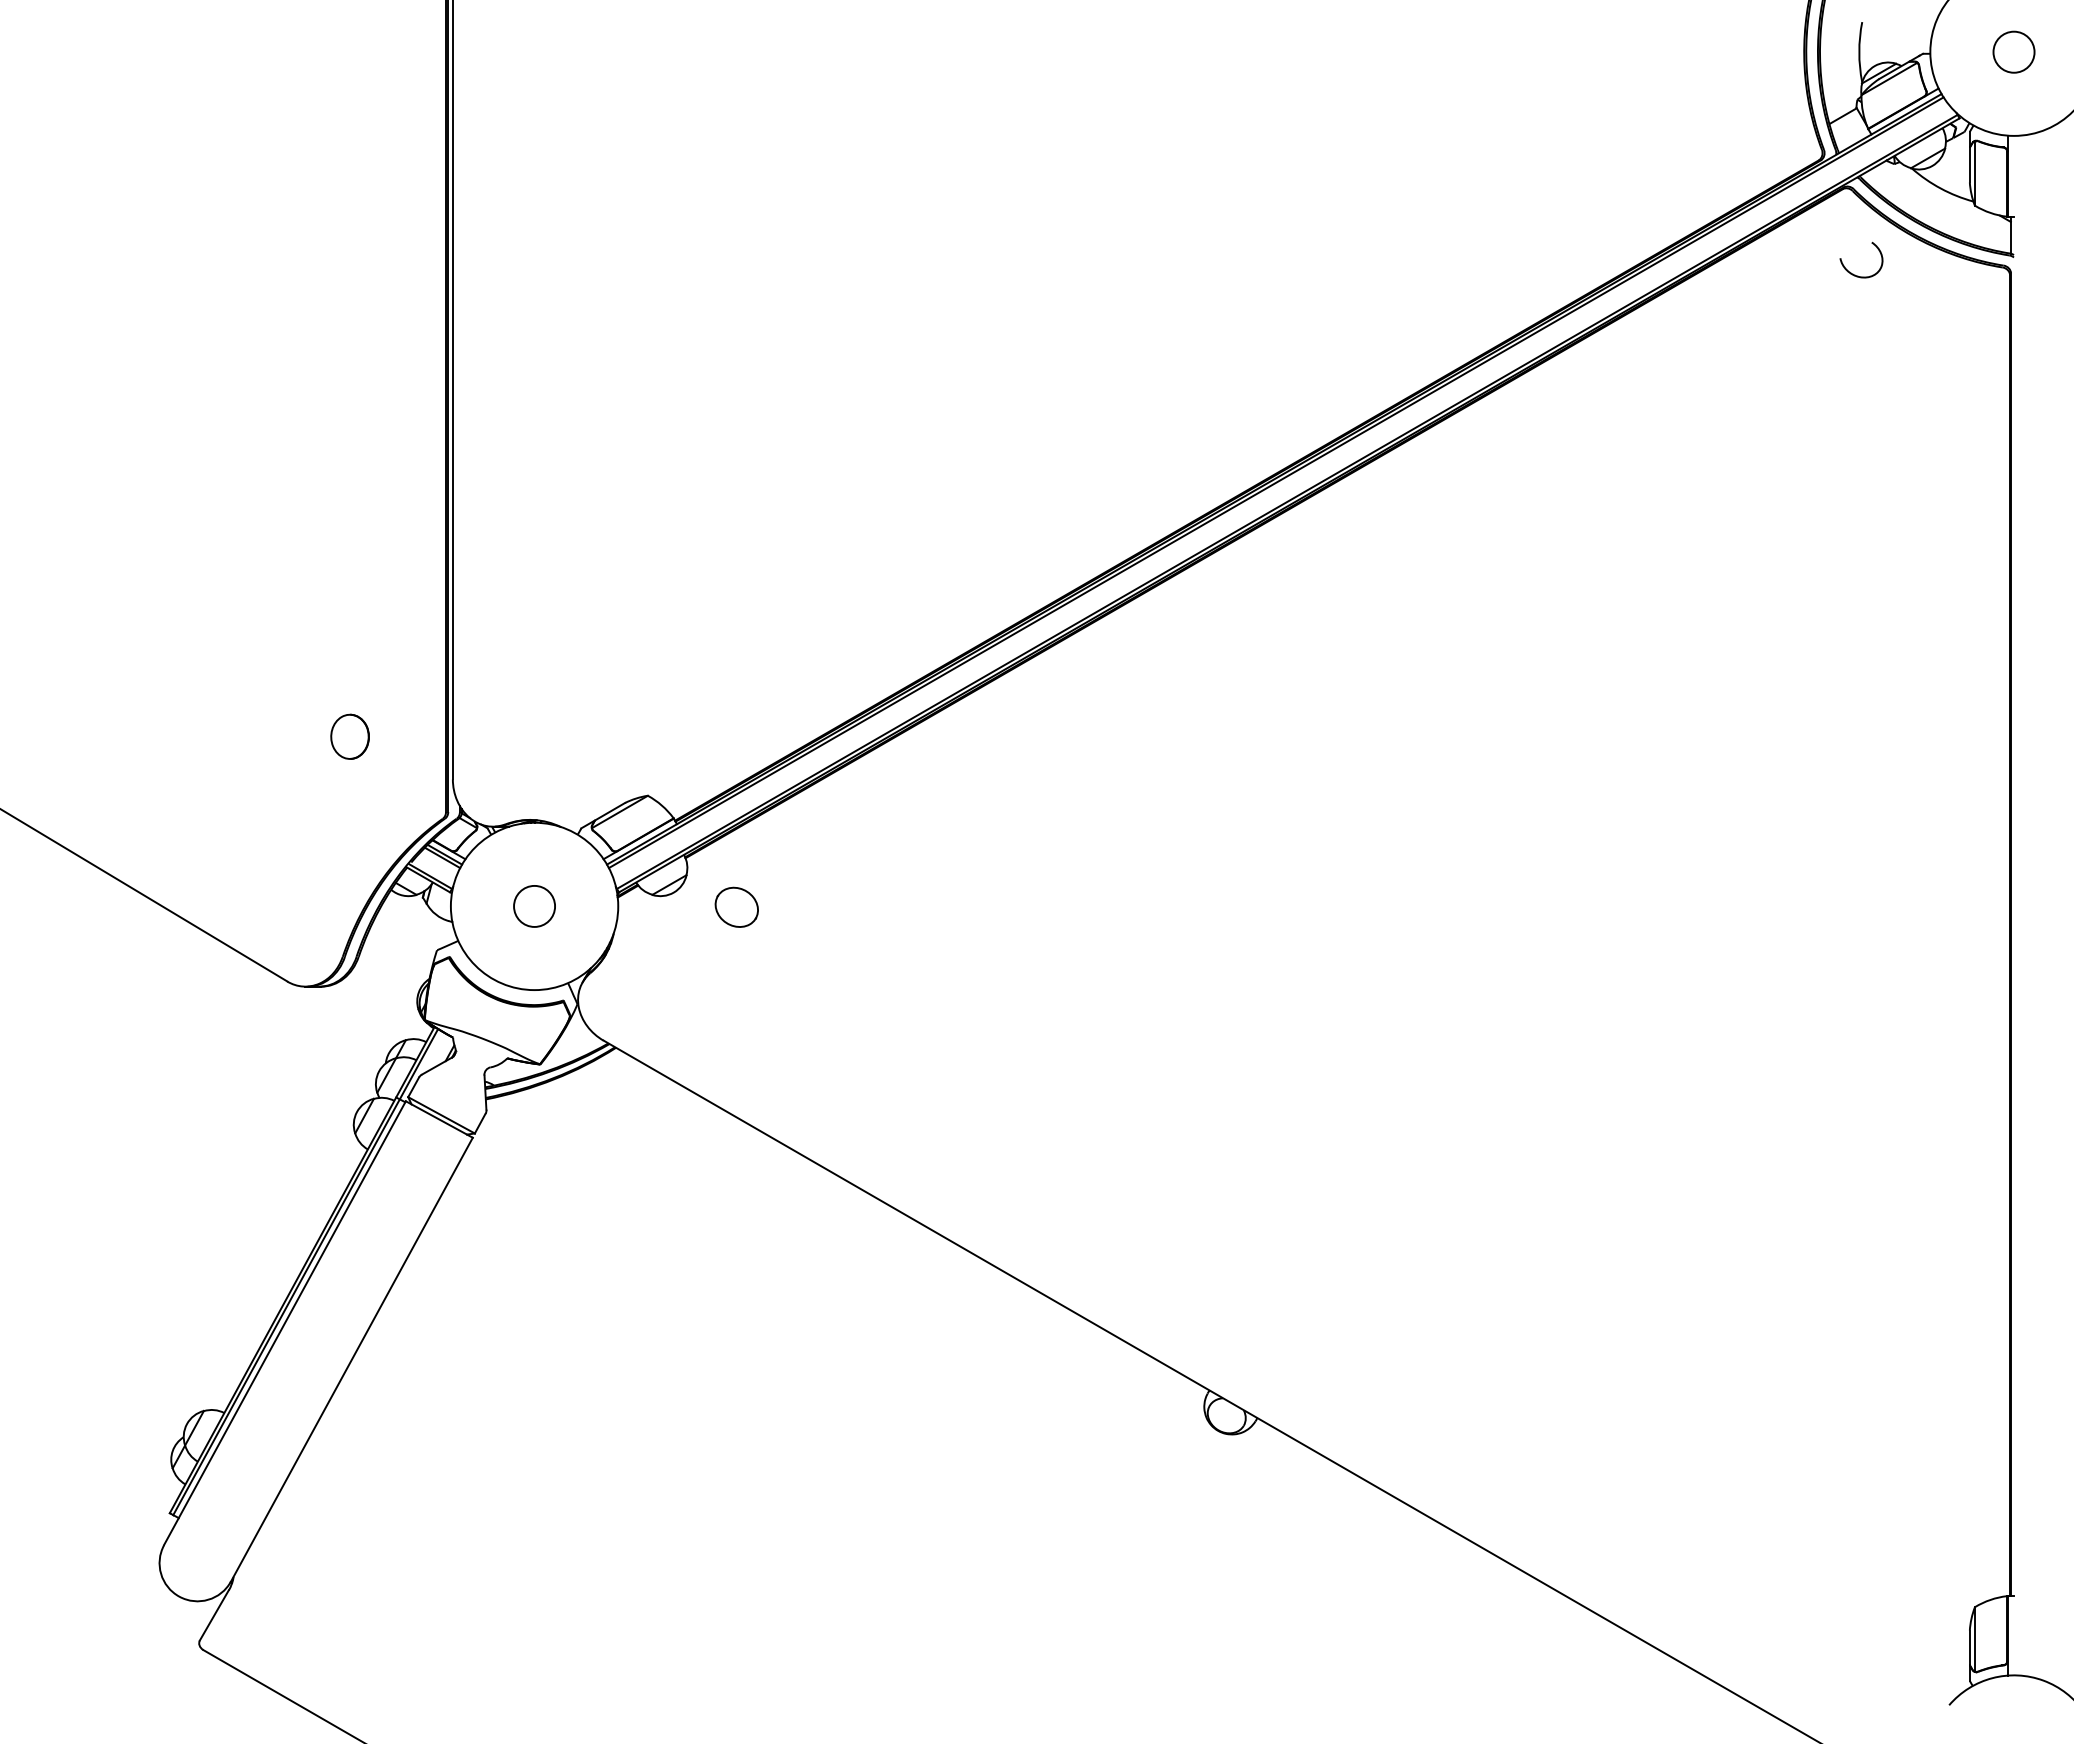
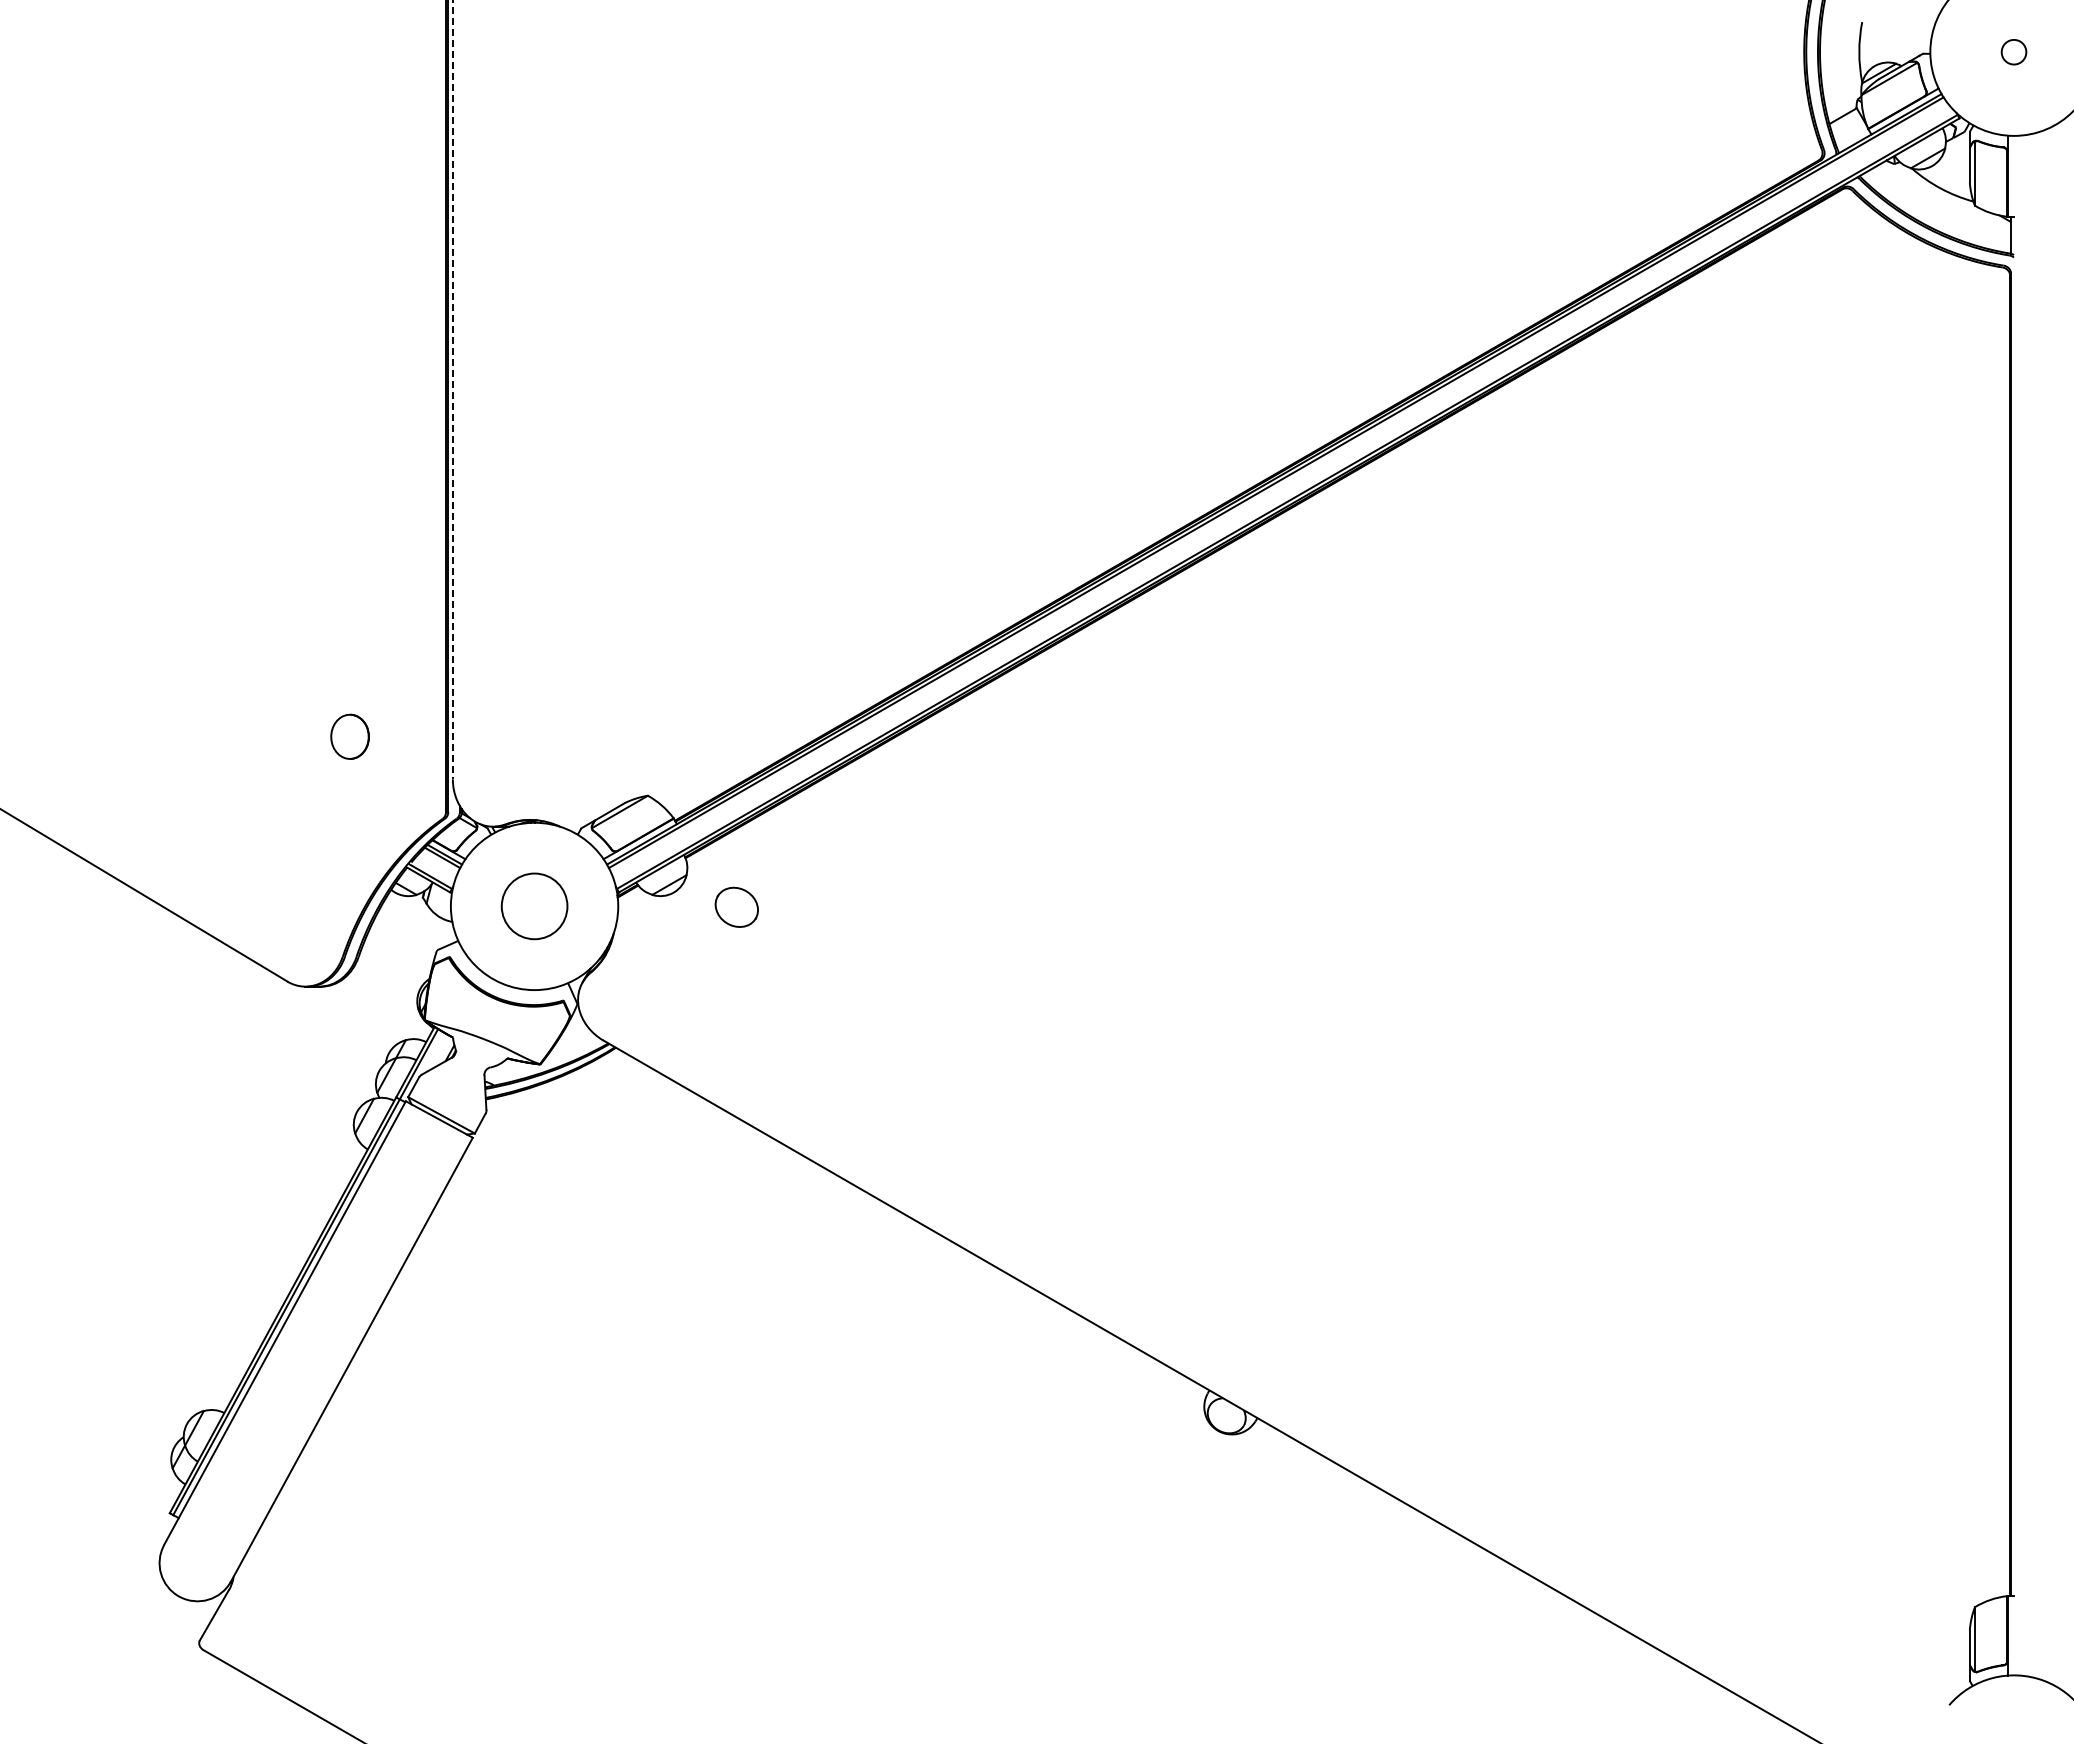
circle diameter: 41 px -> 25 px (2013, 51)
part: present -> none (1853, 273)
line: solid -> dashed (452, 390)
circle size: 43x43 px -> 69x69 px (534, 906)
